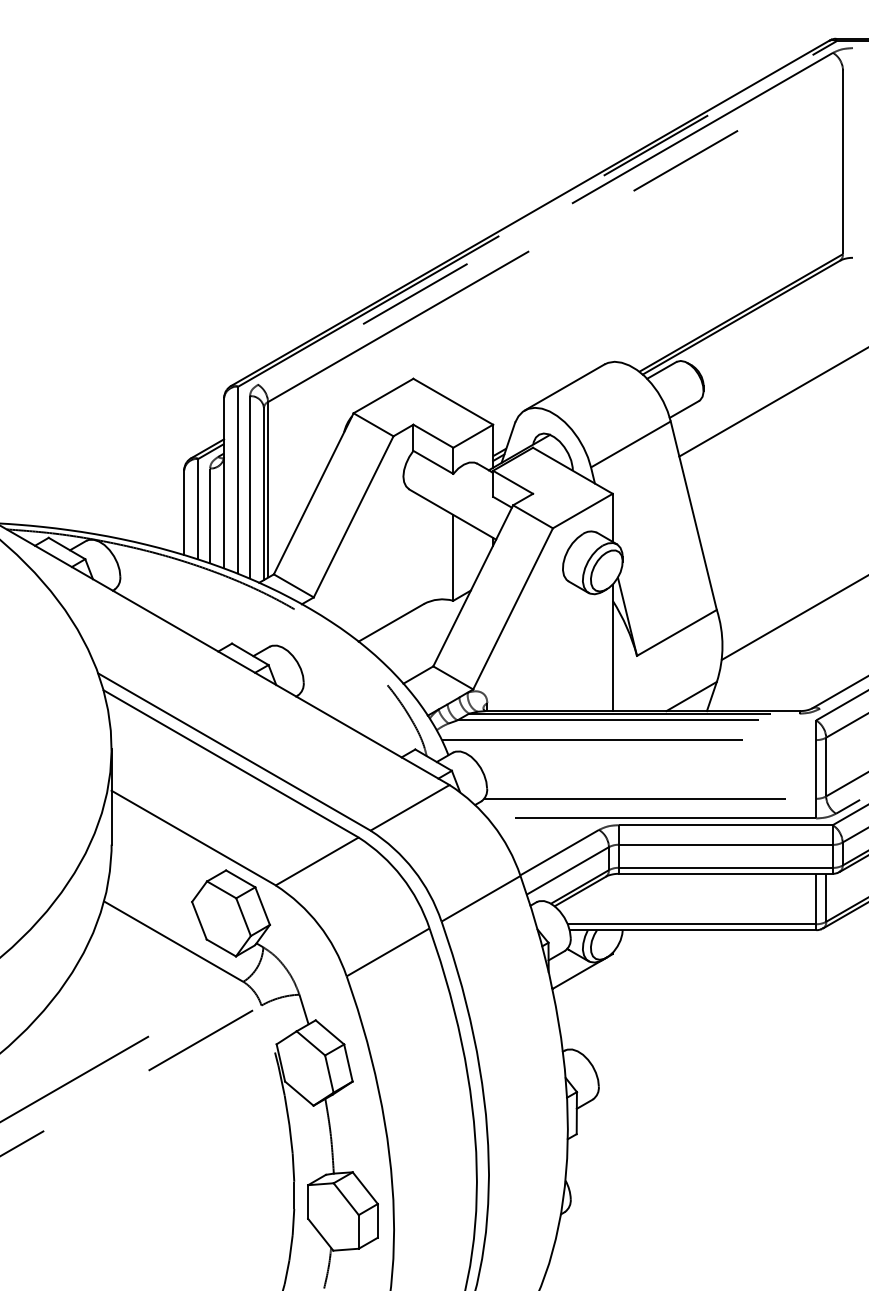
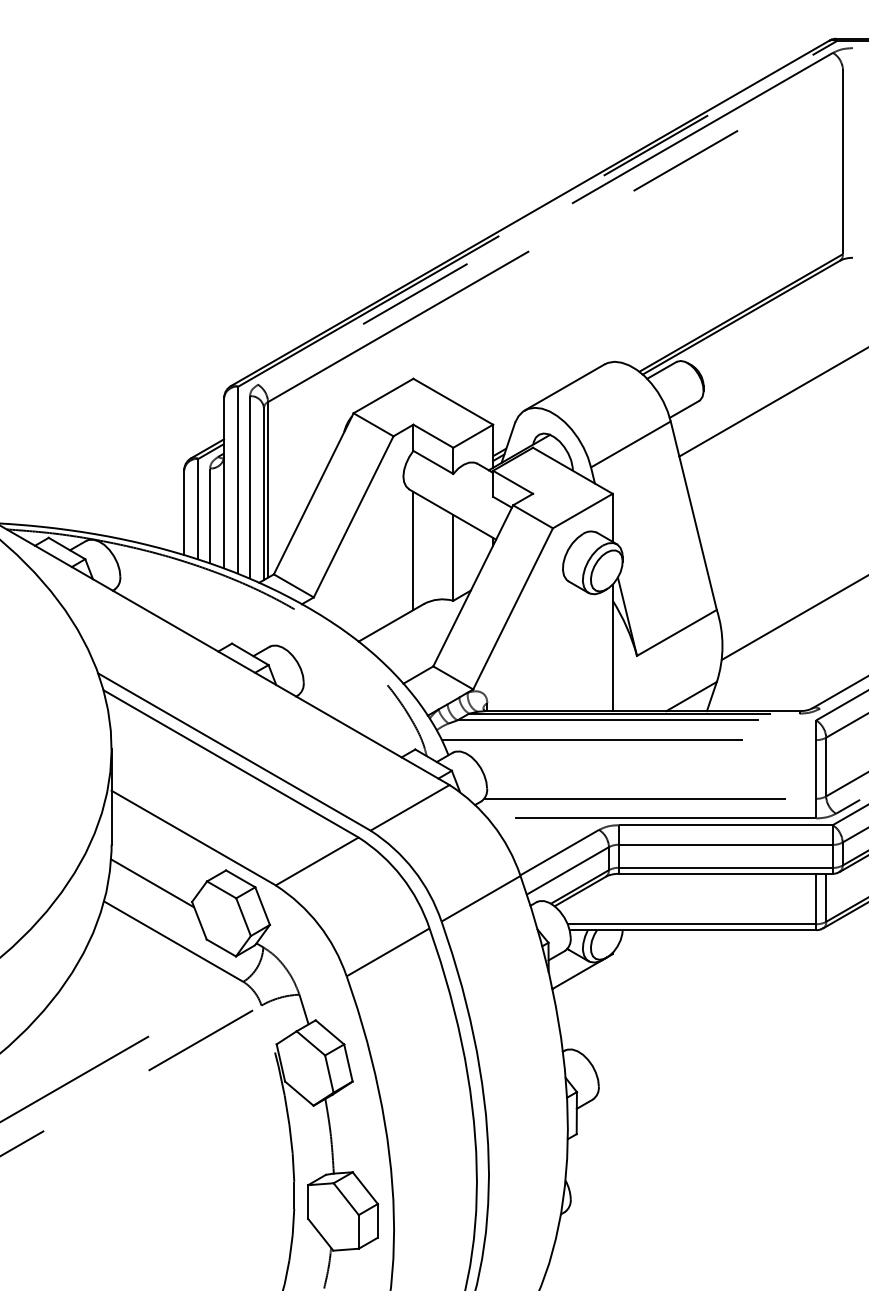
line: none -> present (413, 550)
line: none -> present (152, 882)
